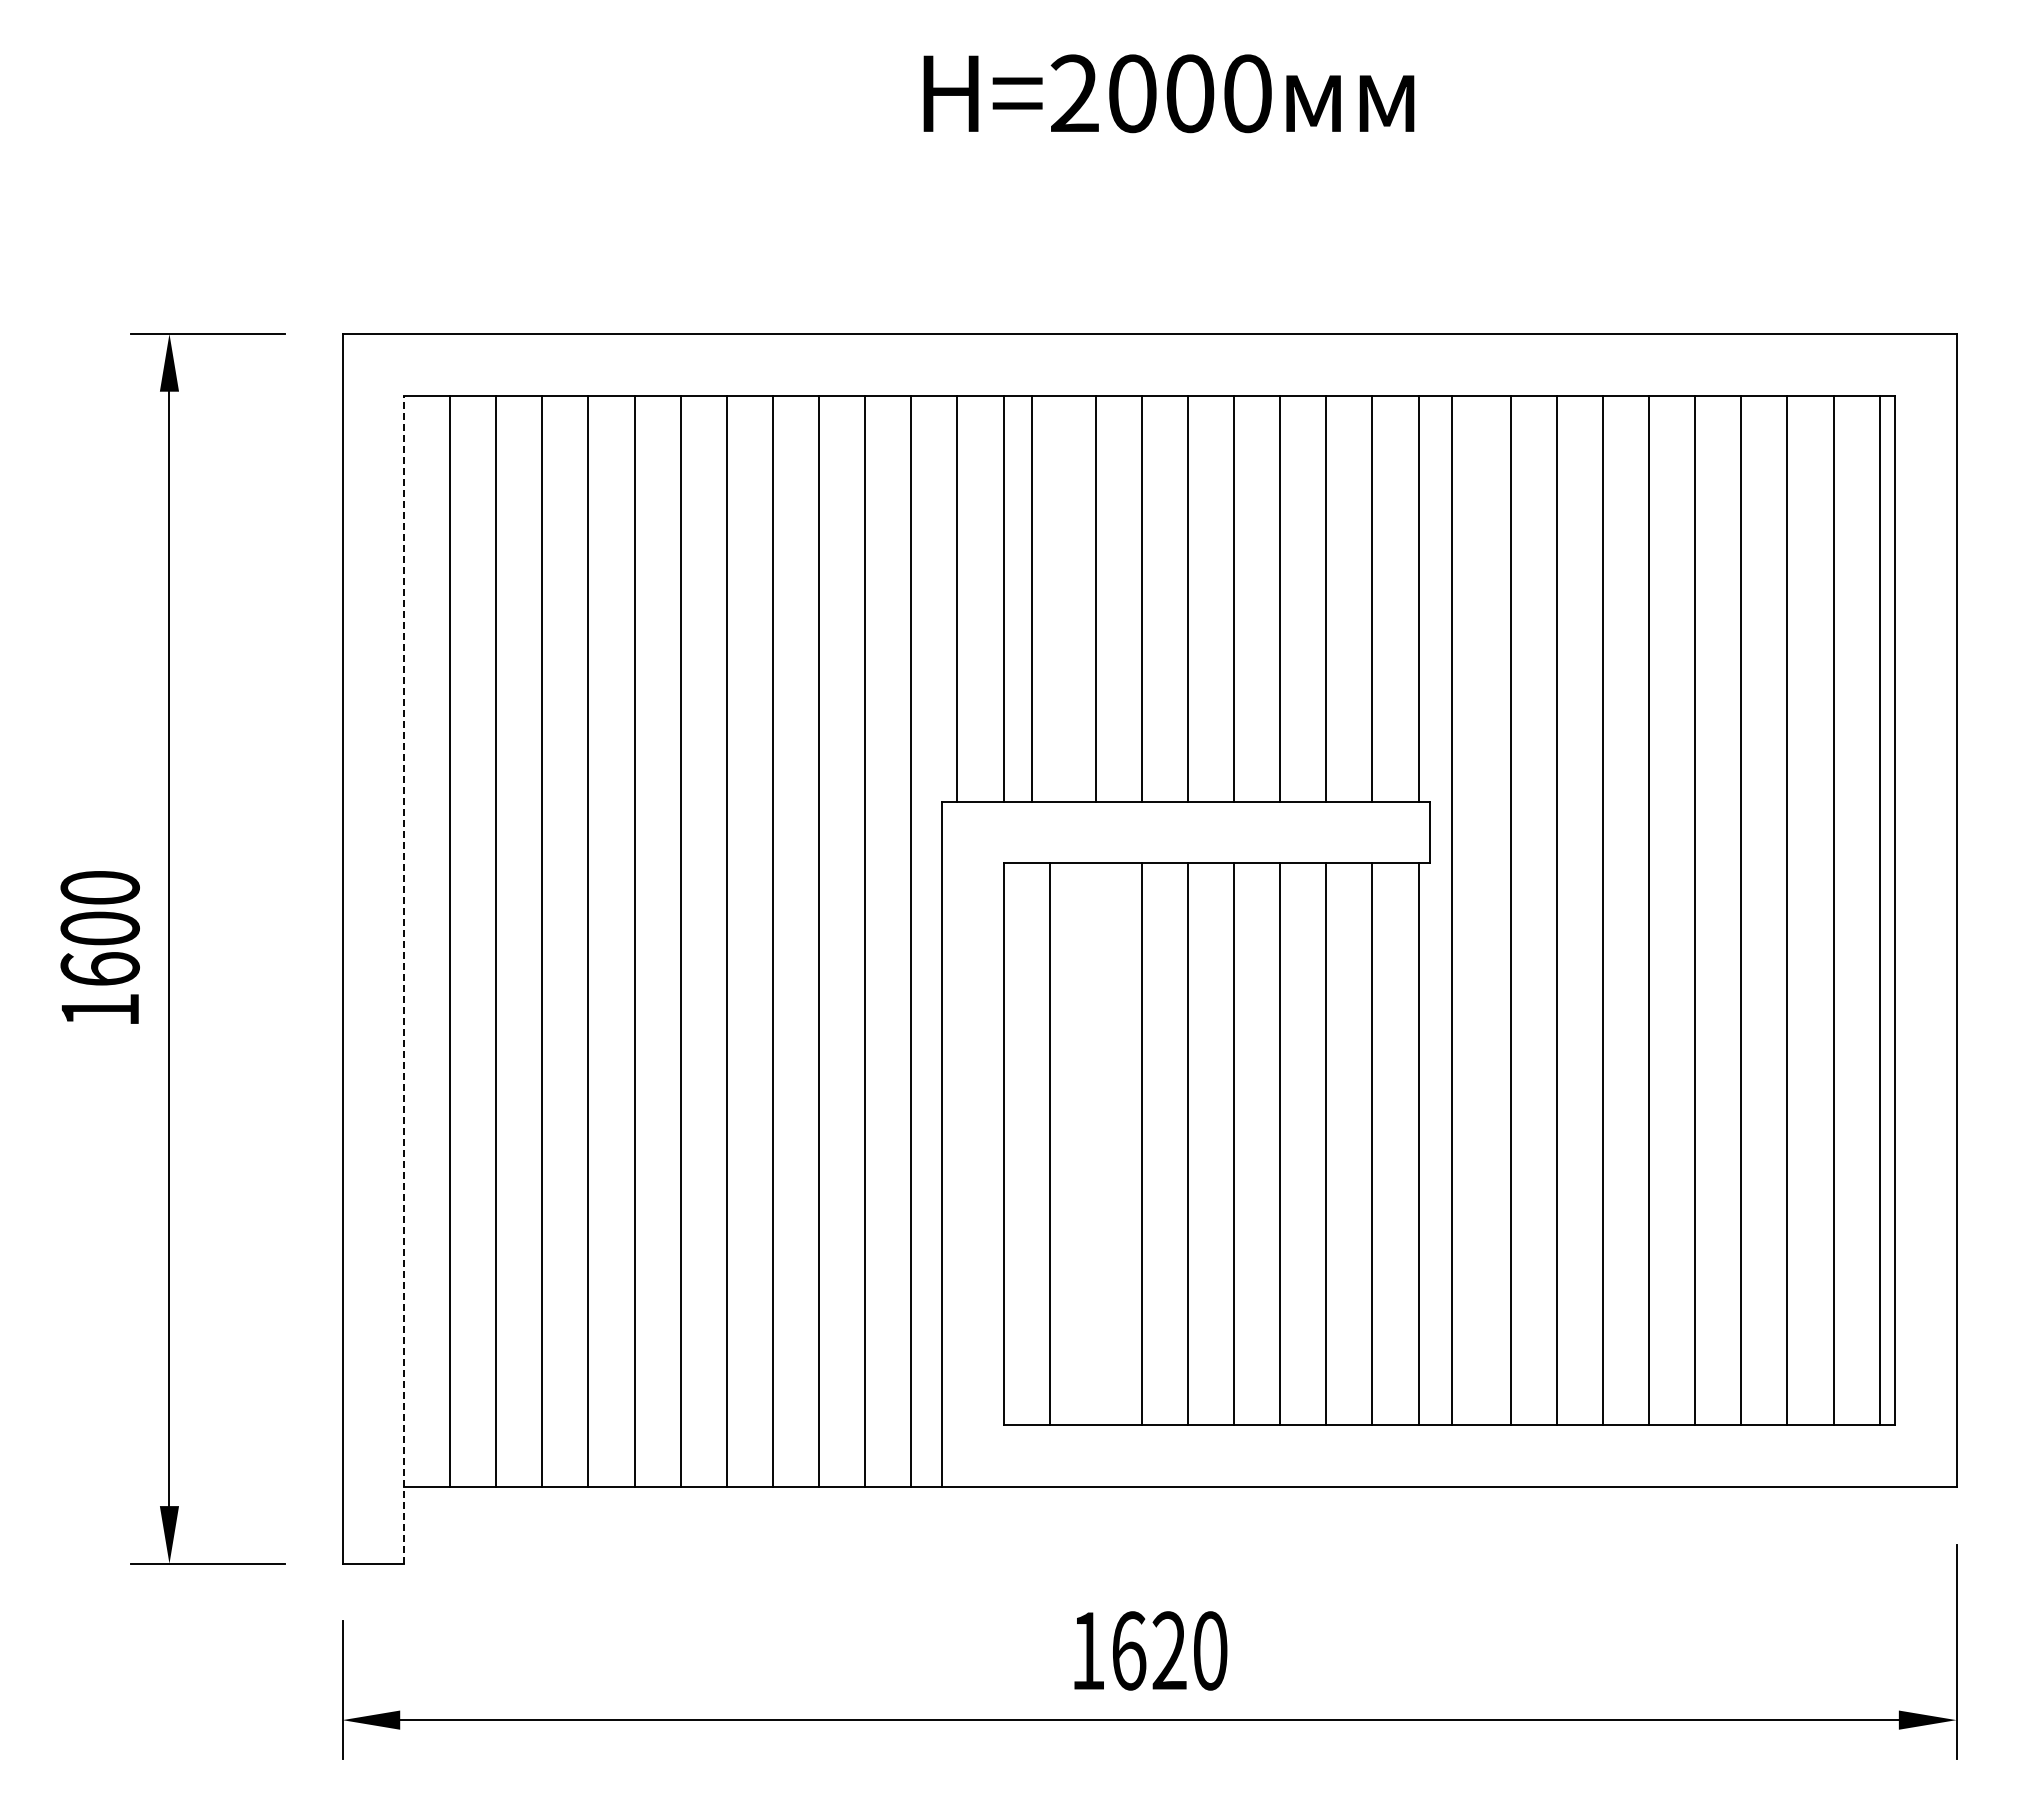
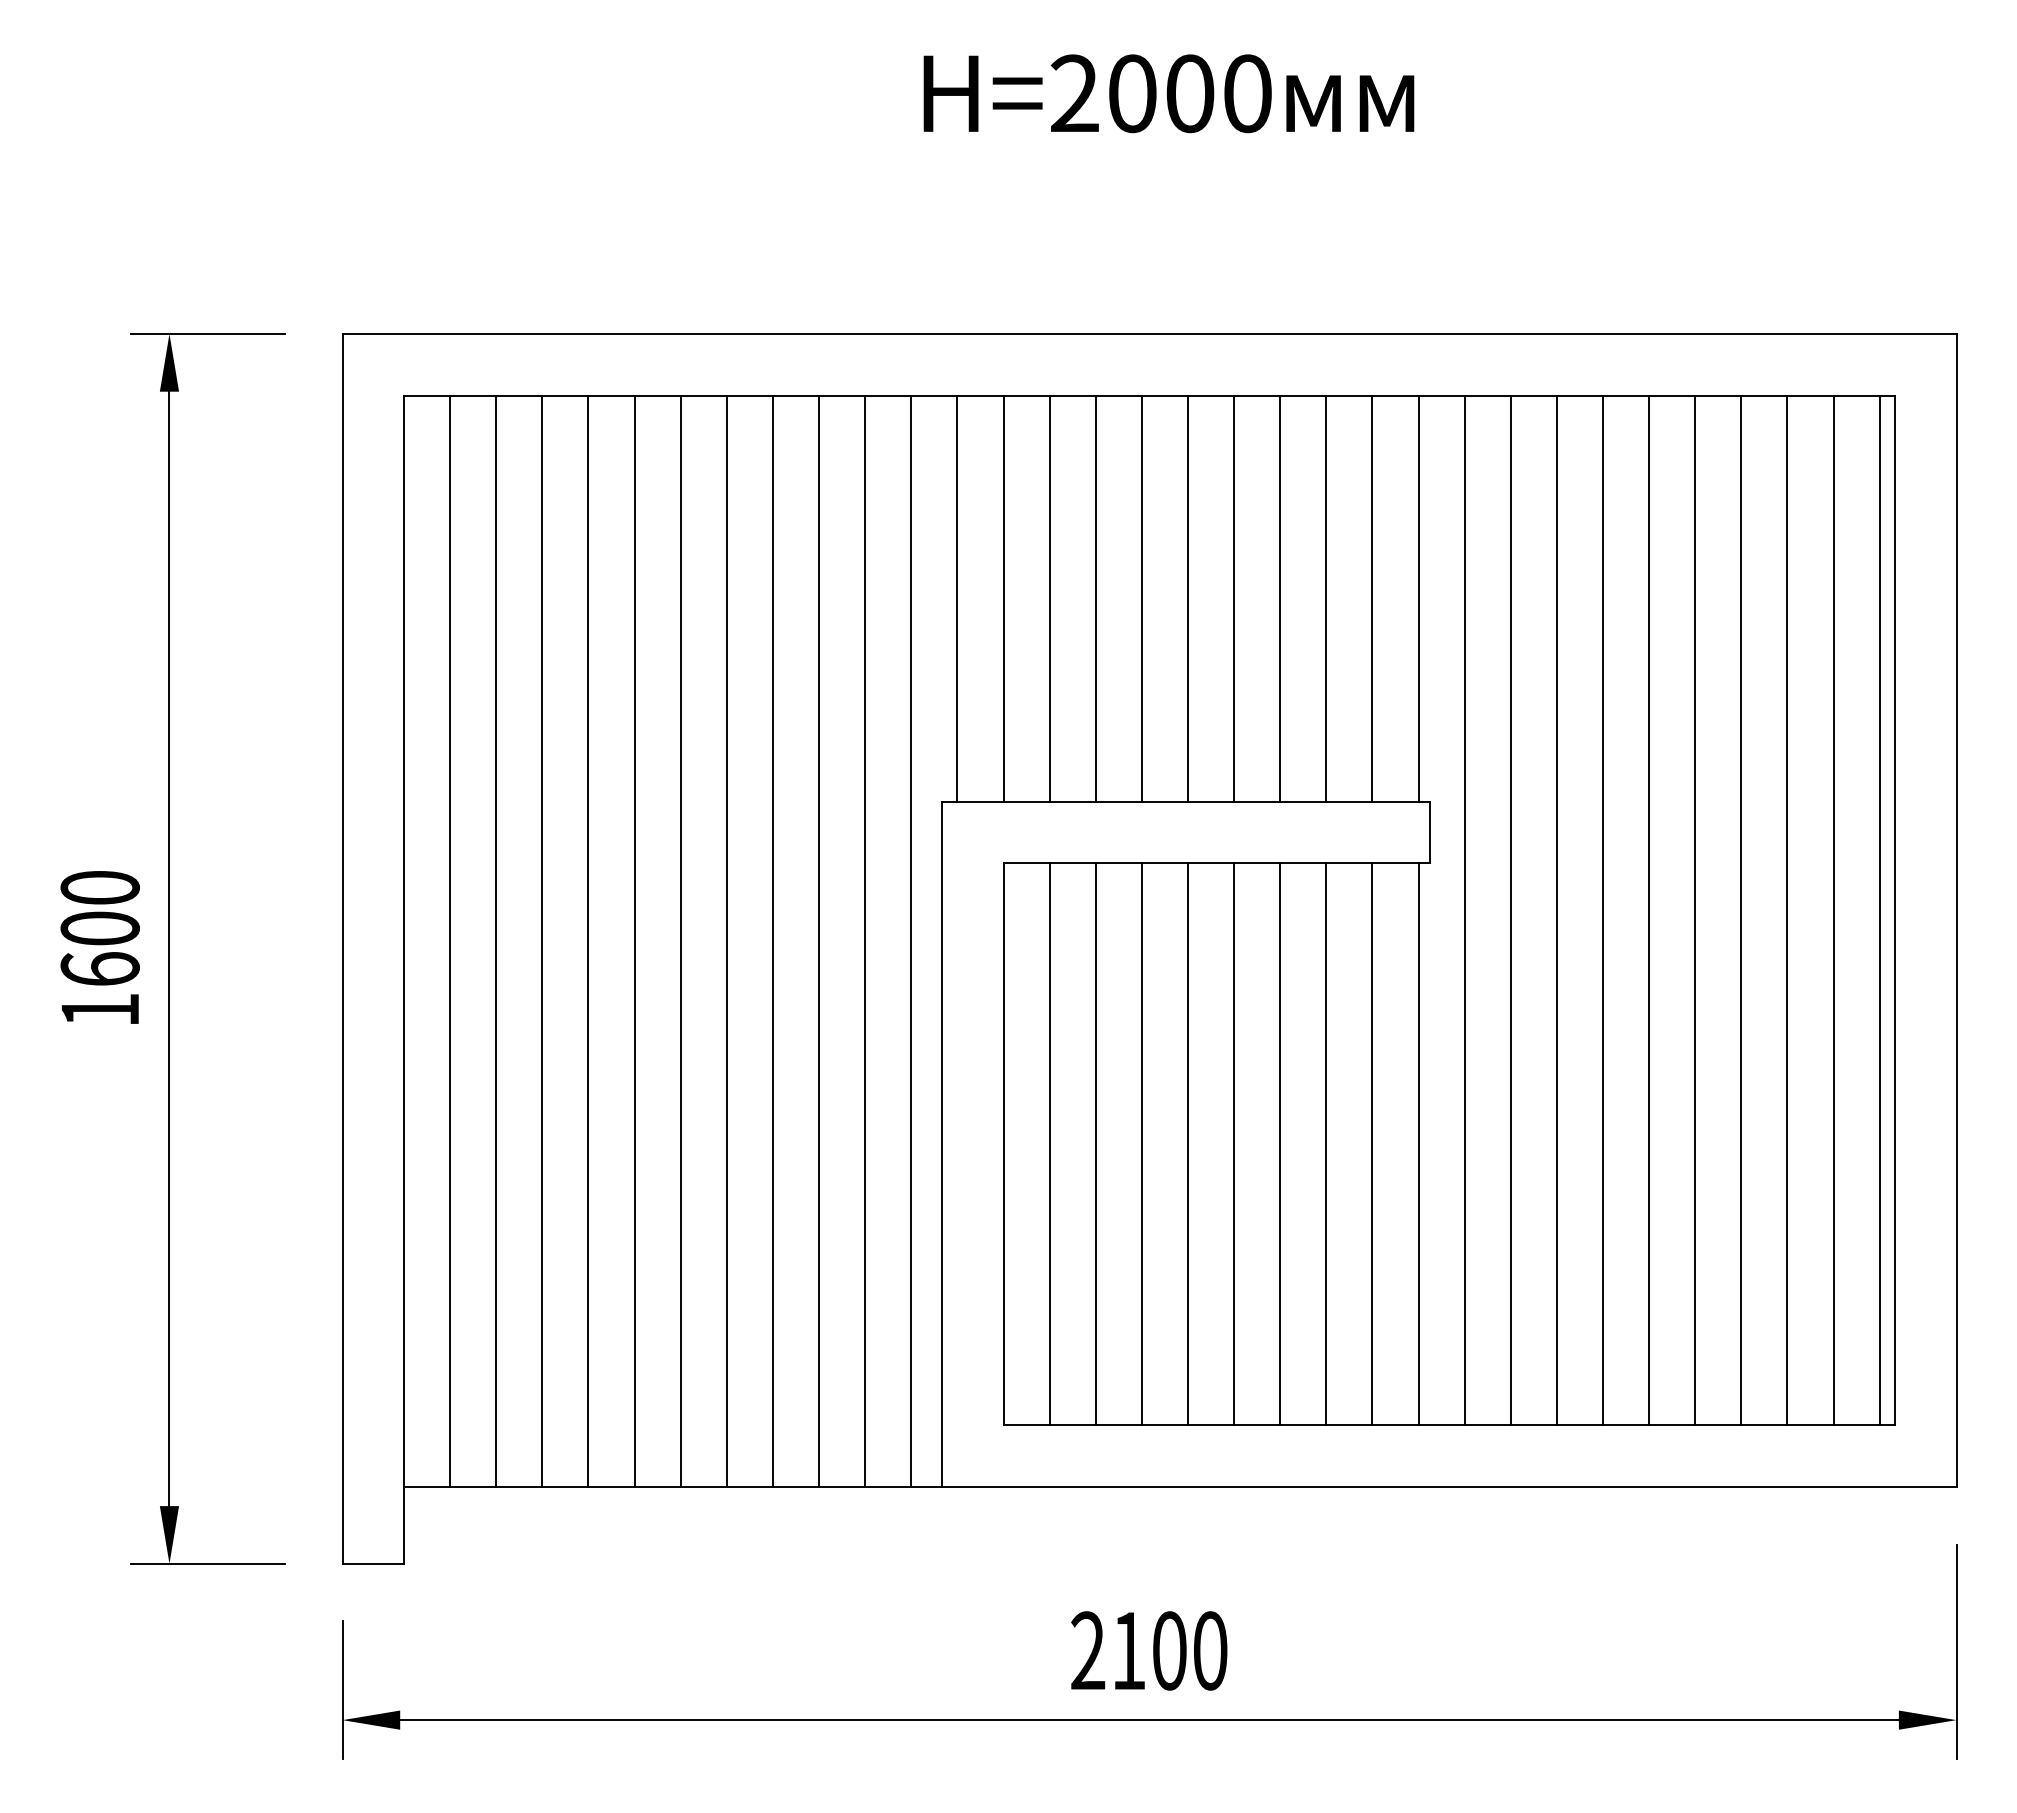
line position: (1031, 598) -> (1049, 598) (1049, 598)
line position: (1451, 910) -> (1464, 910) (1464, 910)
line: dashed -> solid (404, 979)
line: none -> present (1095, 1144)
text: 1620 -> 2100 (1128, 1650)
